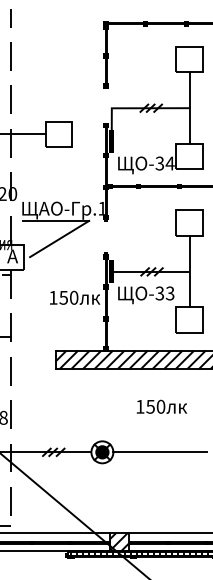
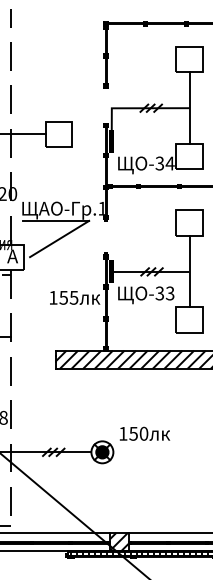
text: 150 -> 155 (73, 297)
text position: (162, 406) -> (145, 433) (145, 433)
line: present -> none (159, 452)
